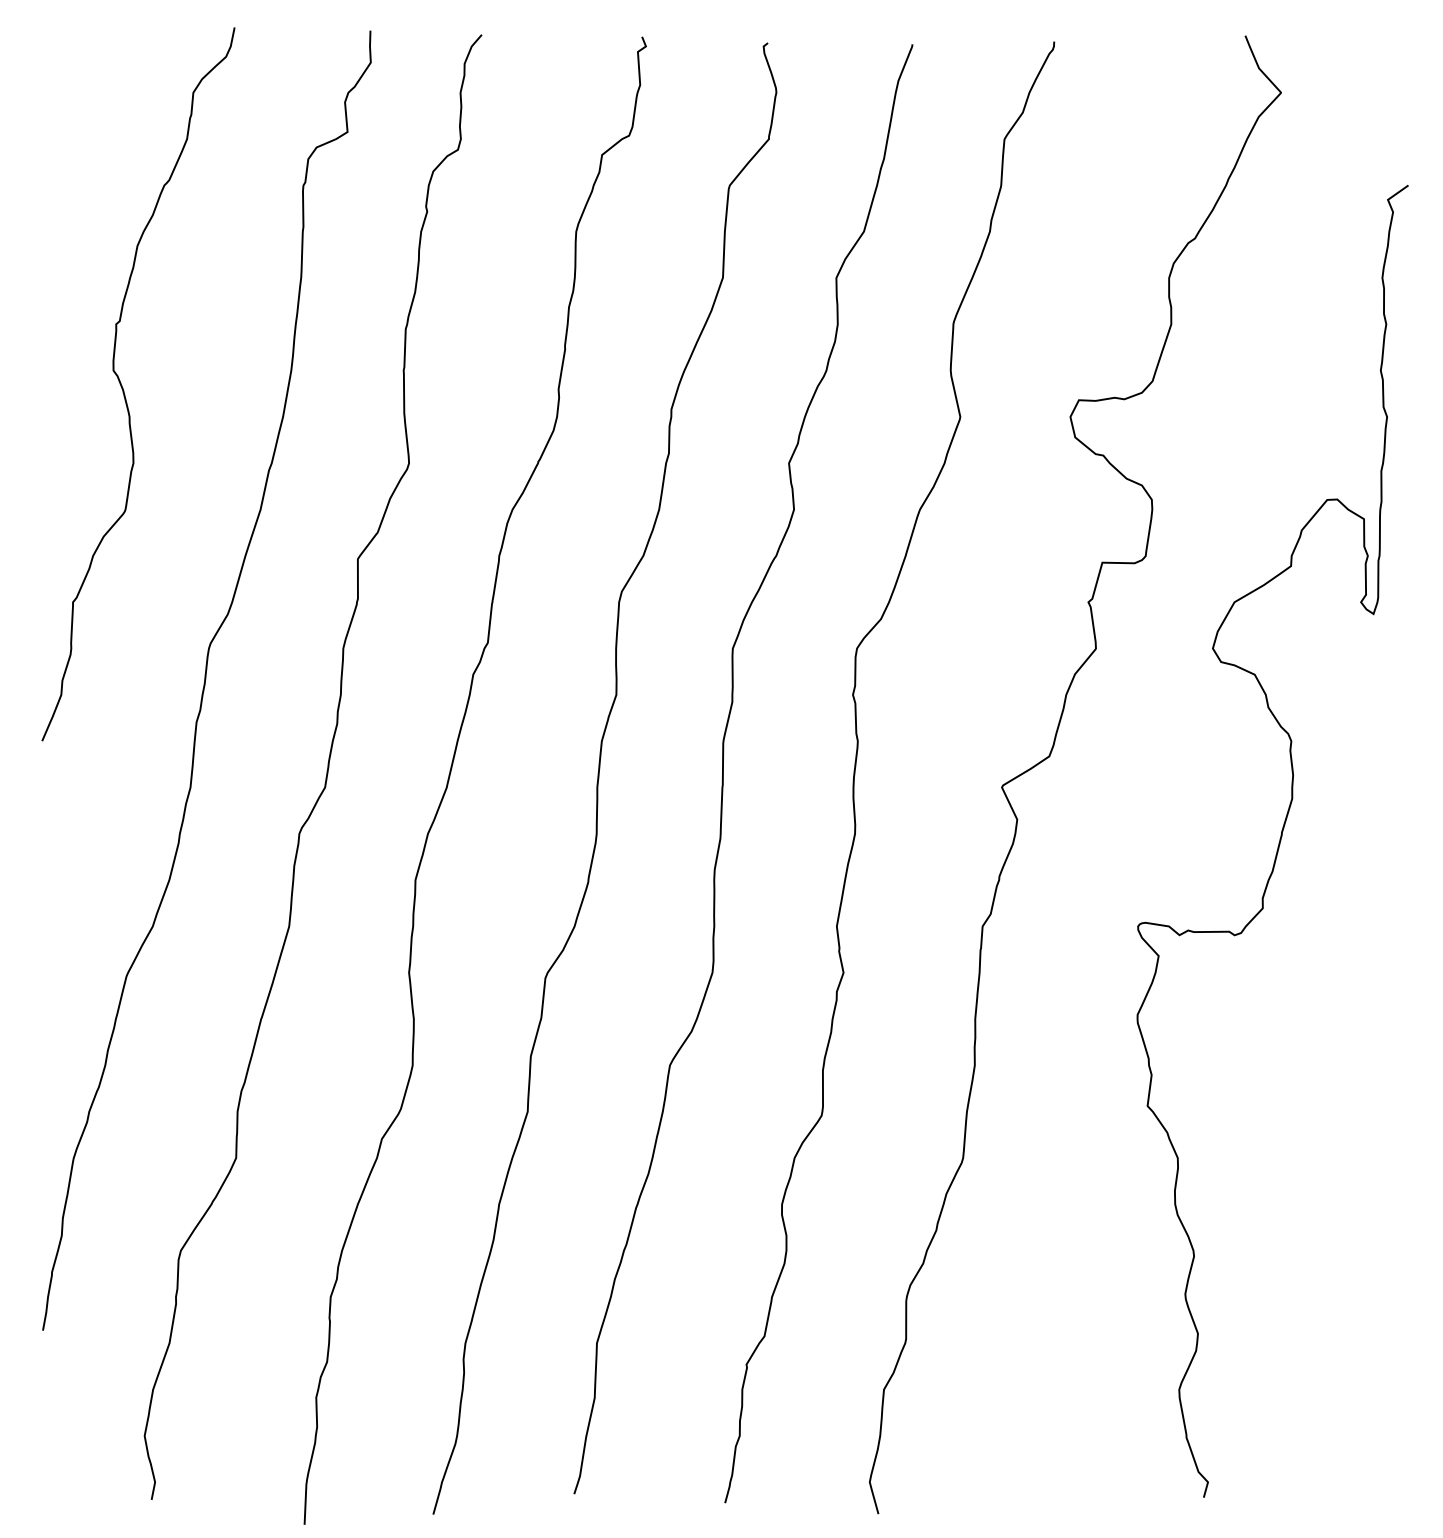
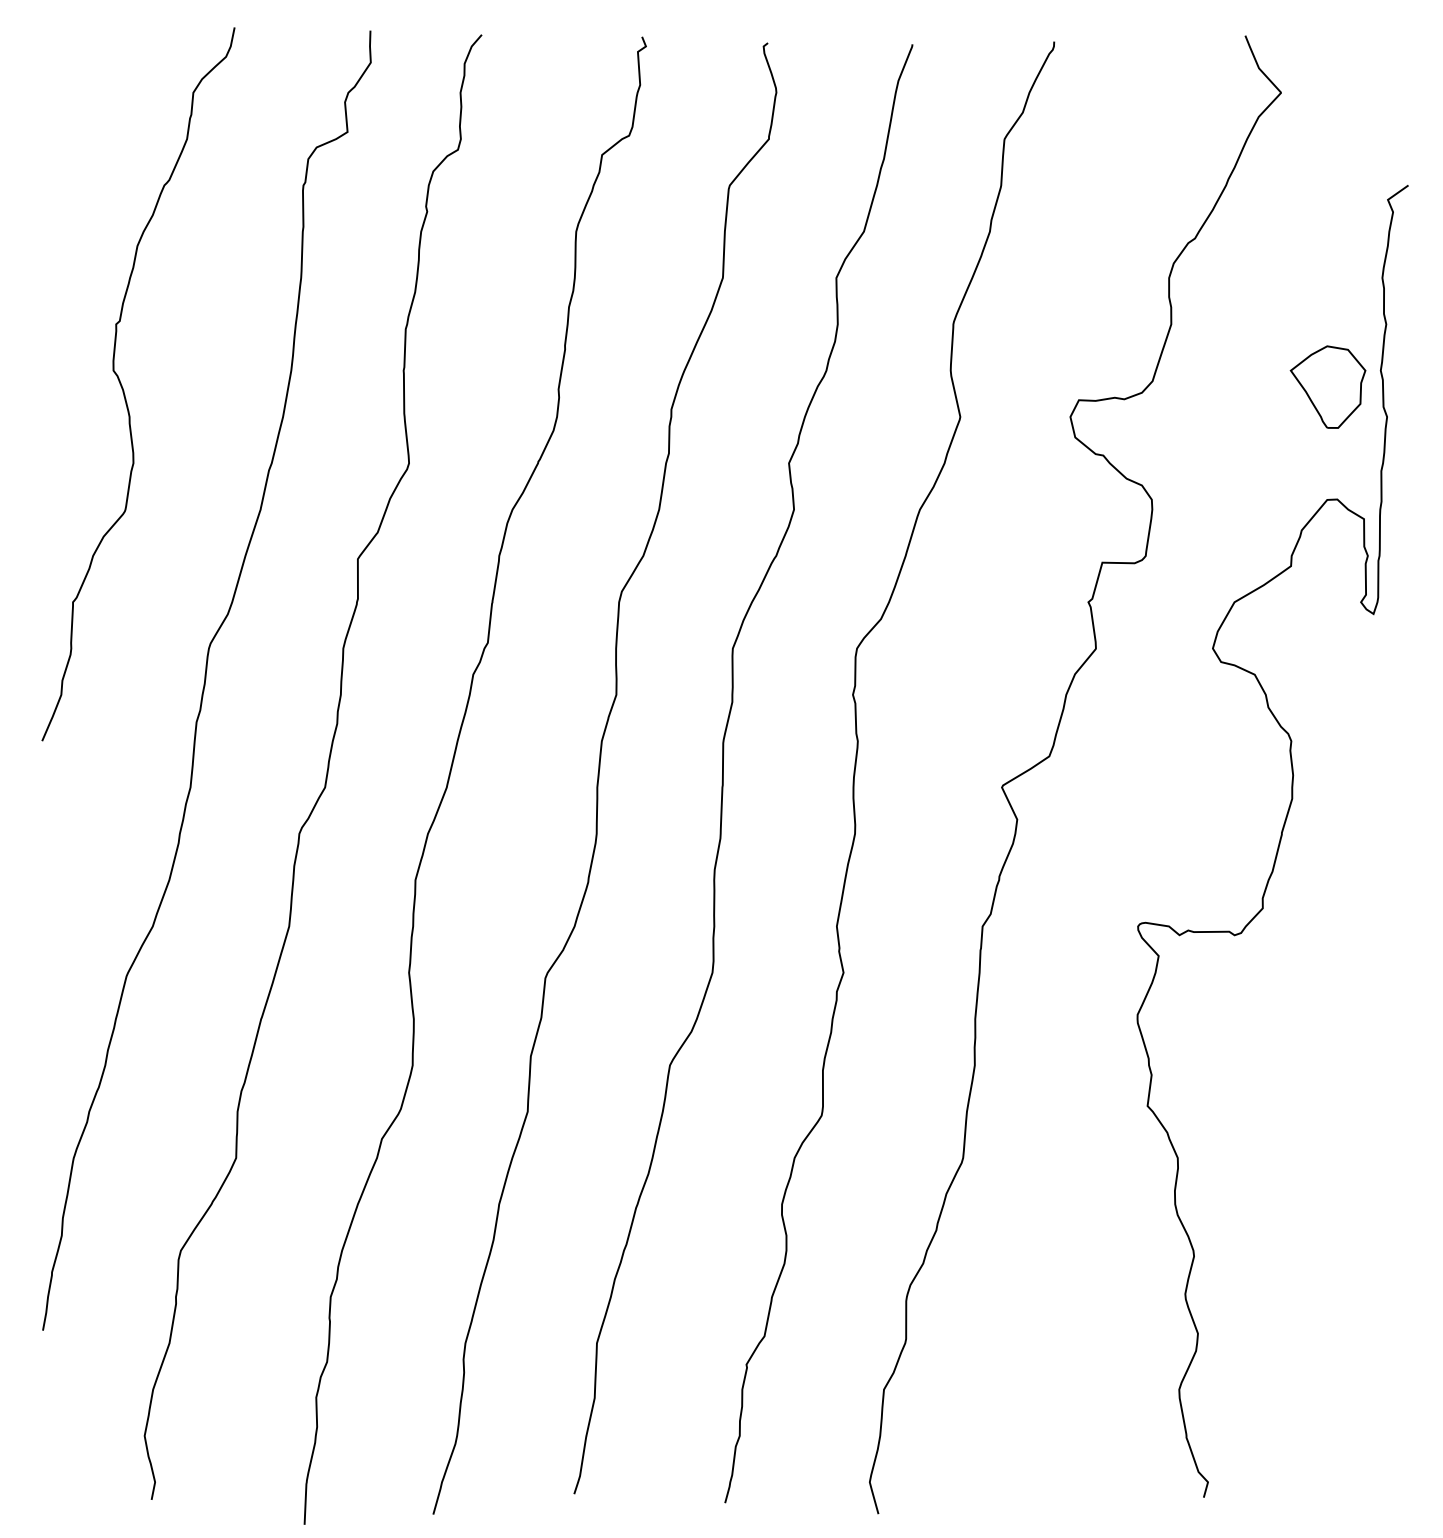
part: none -> present (1327, 386)
